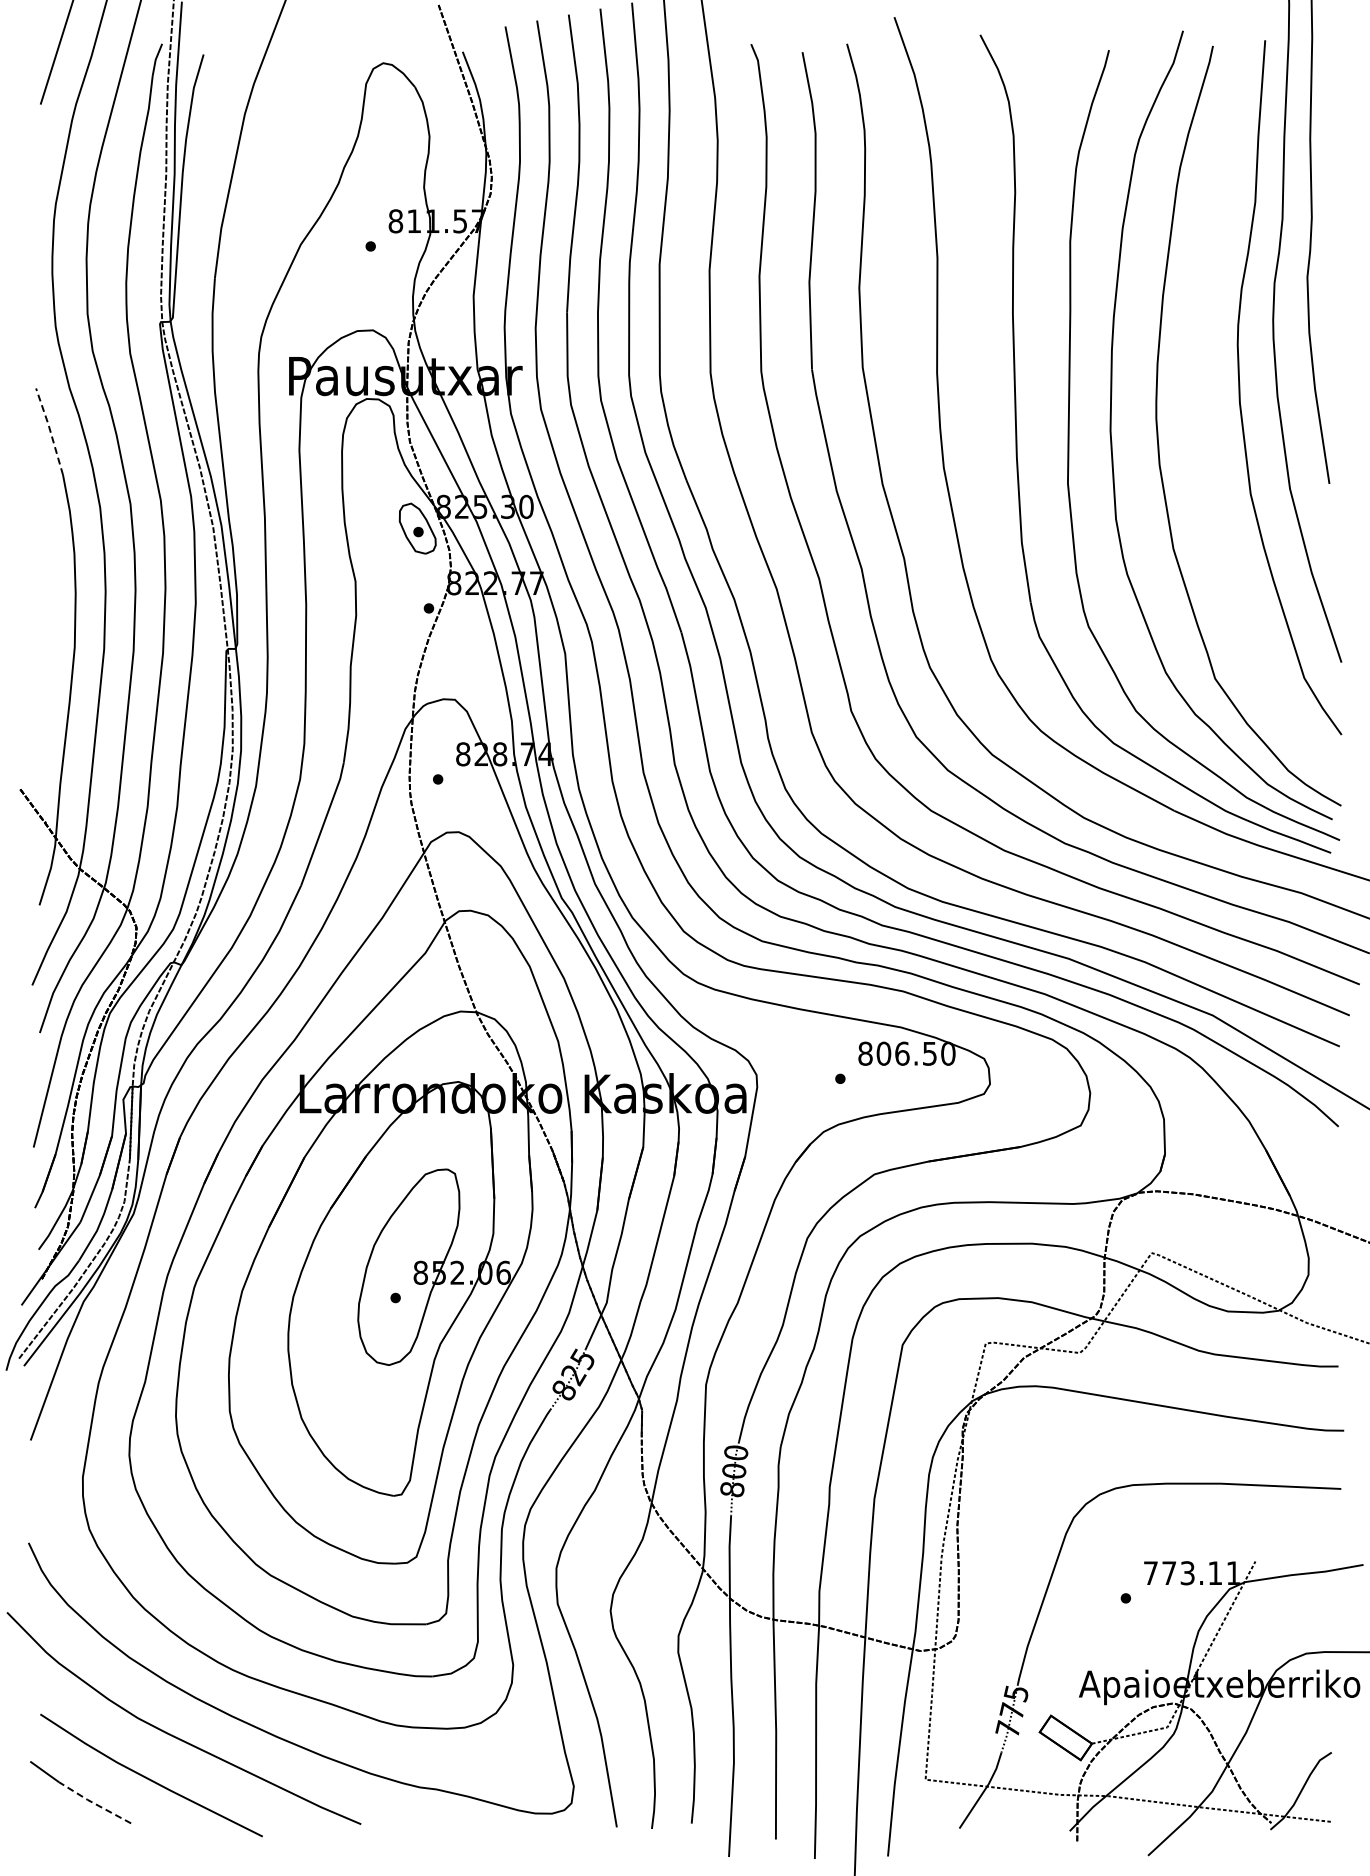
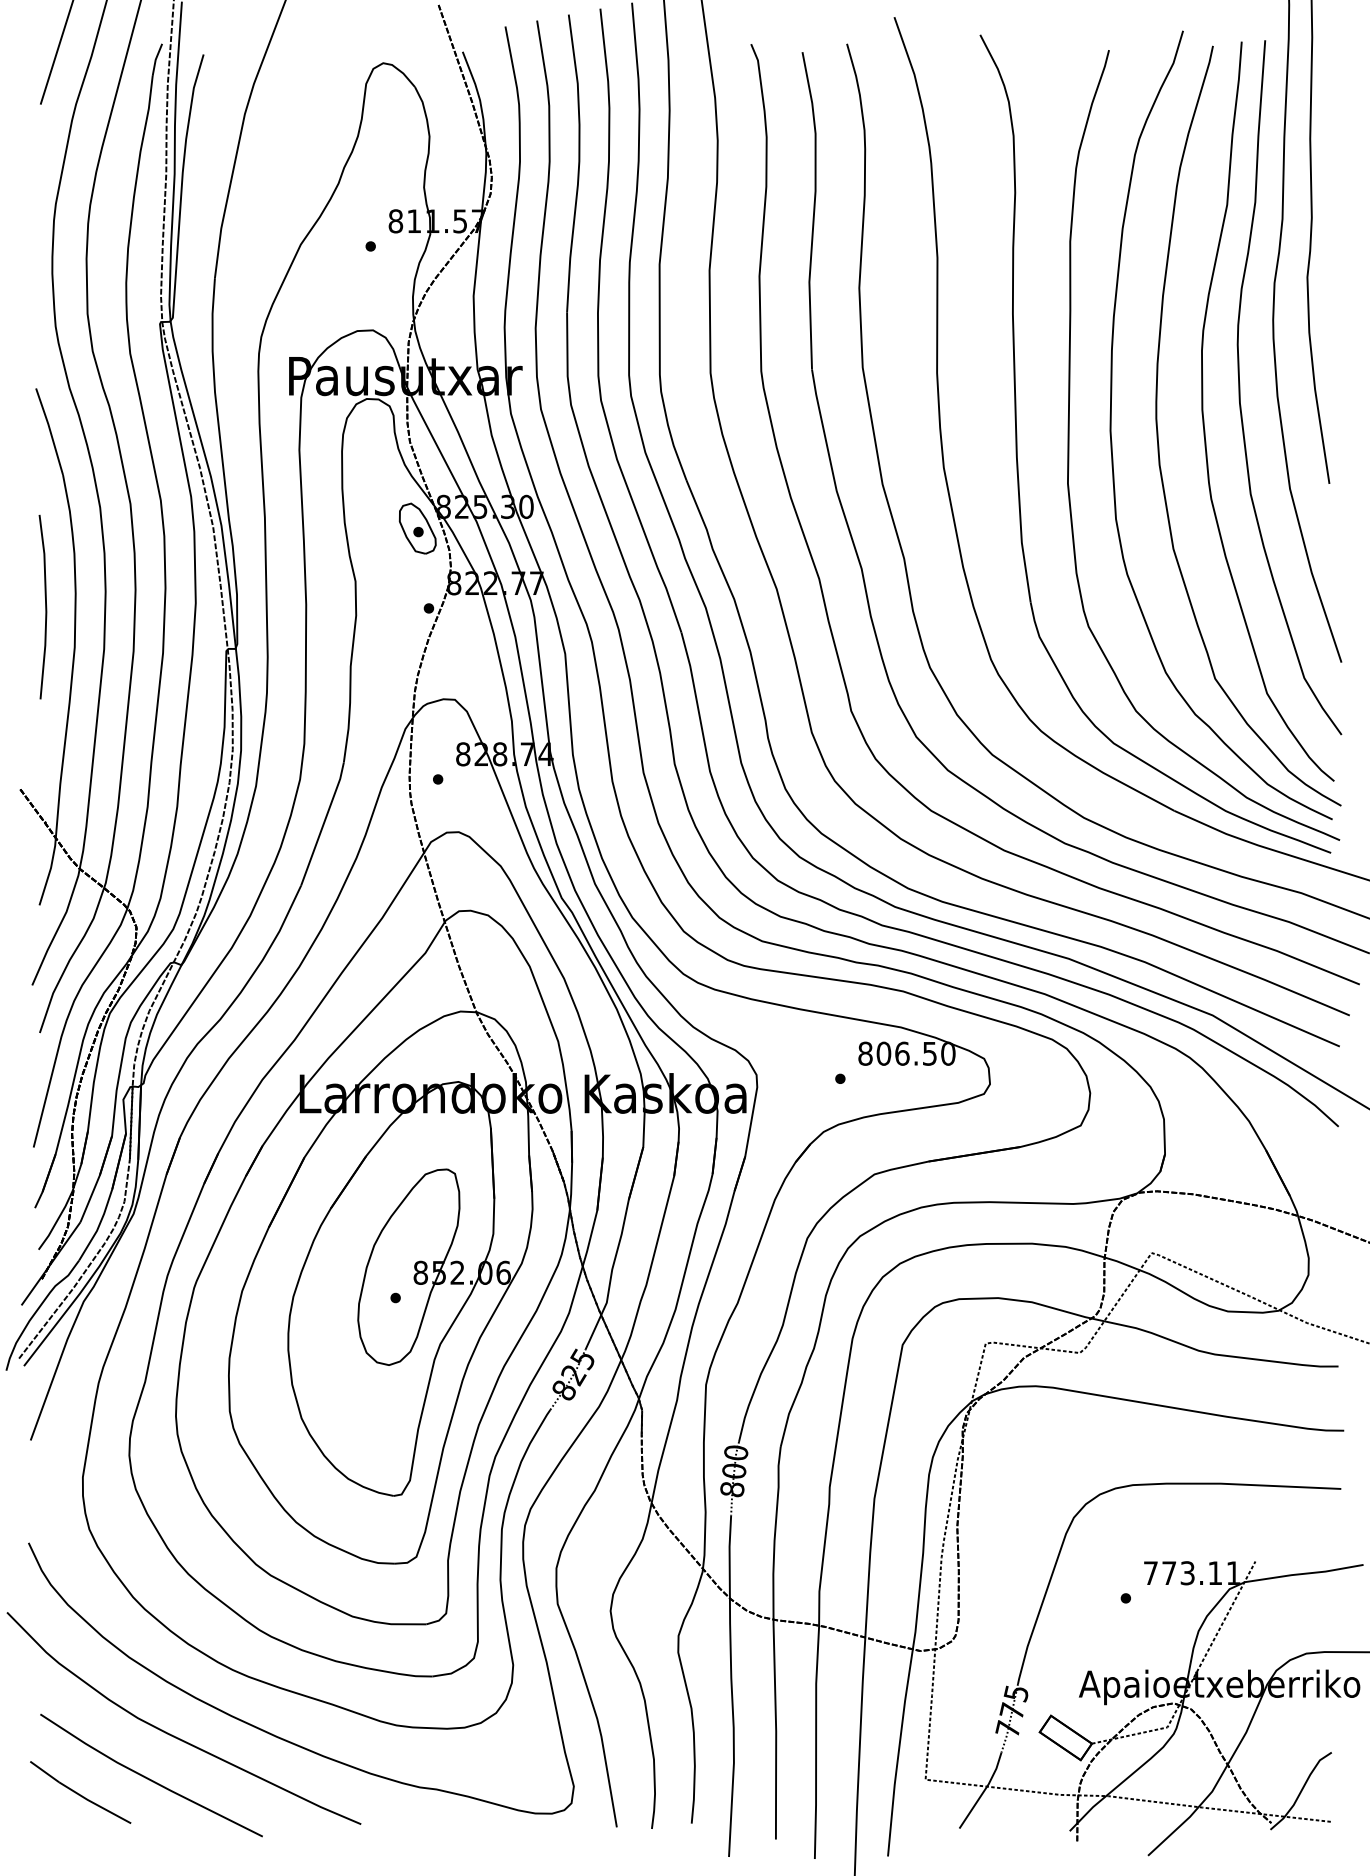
curve: none -> present (1204, 419)
line: dashed -> solid (50, 430)
line: none -> present (45, 607)
line: dashed -> solid (93, 1803)
